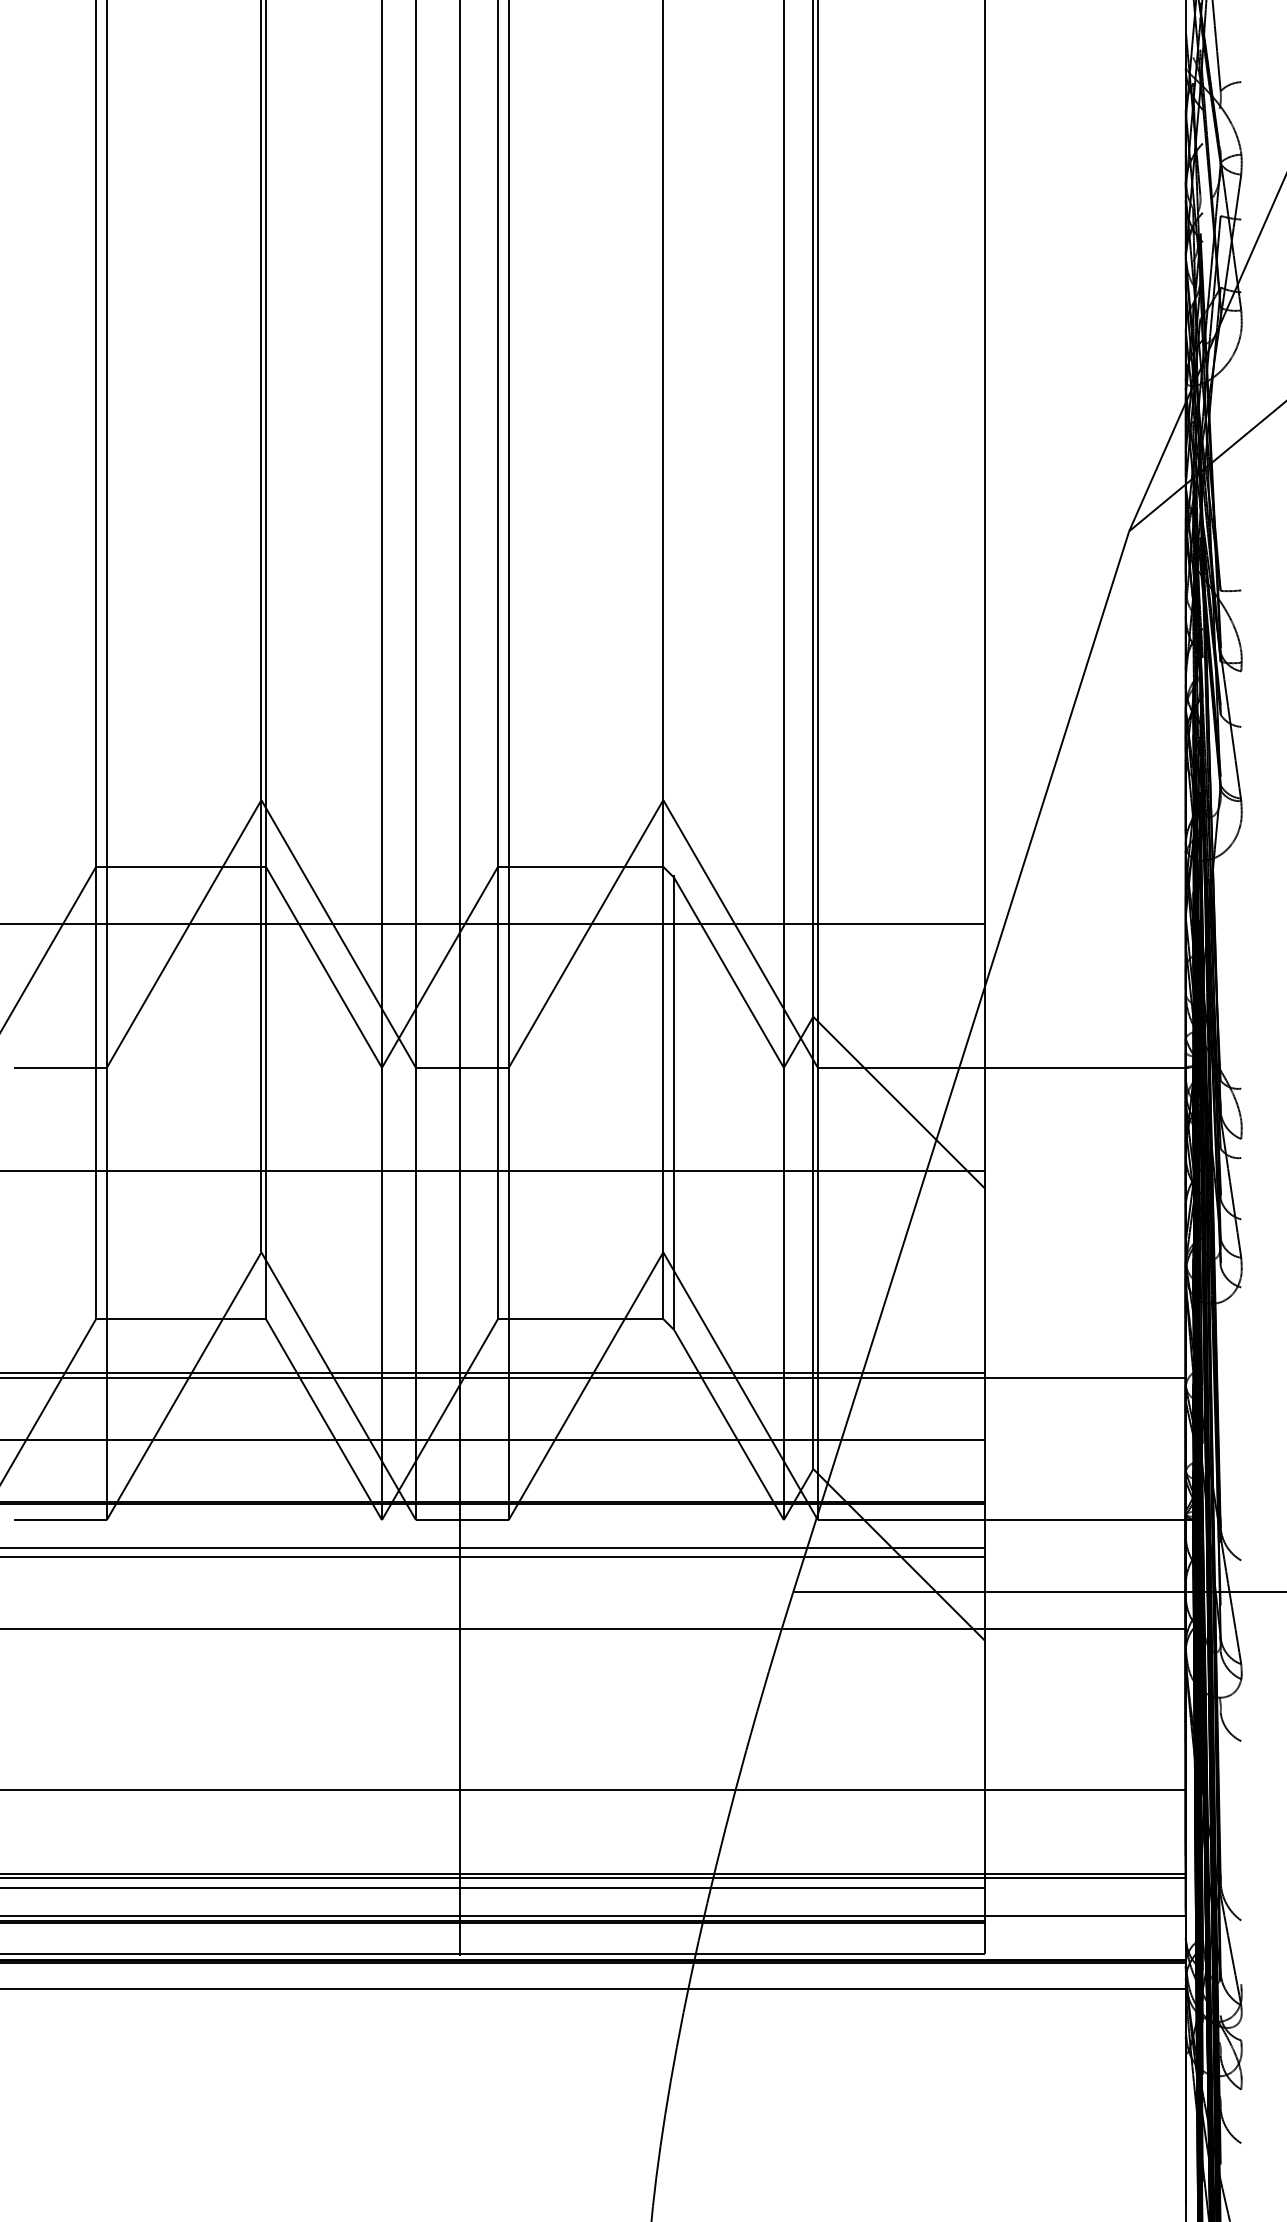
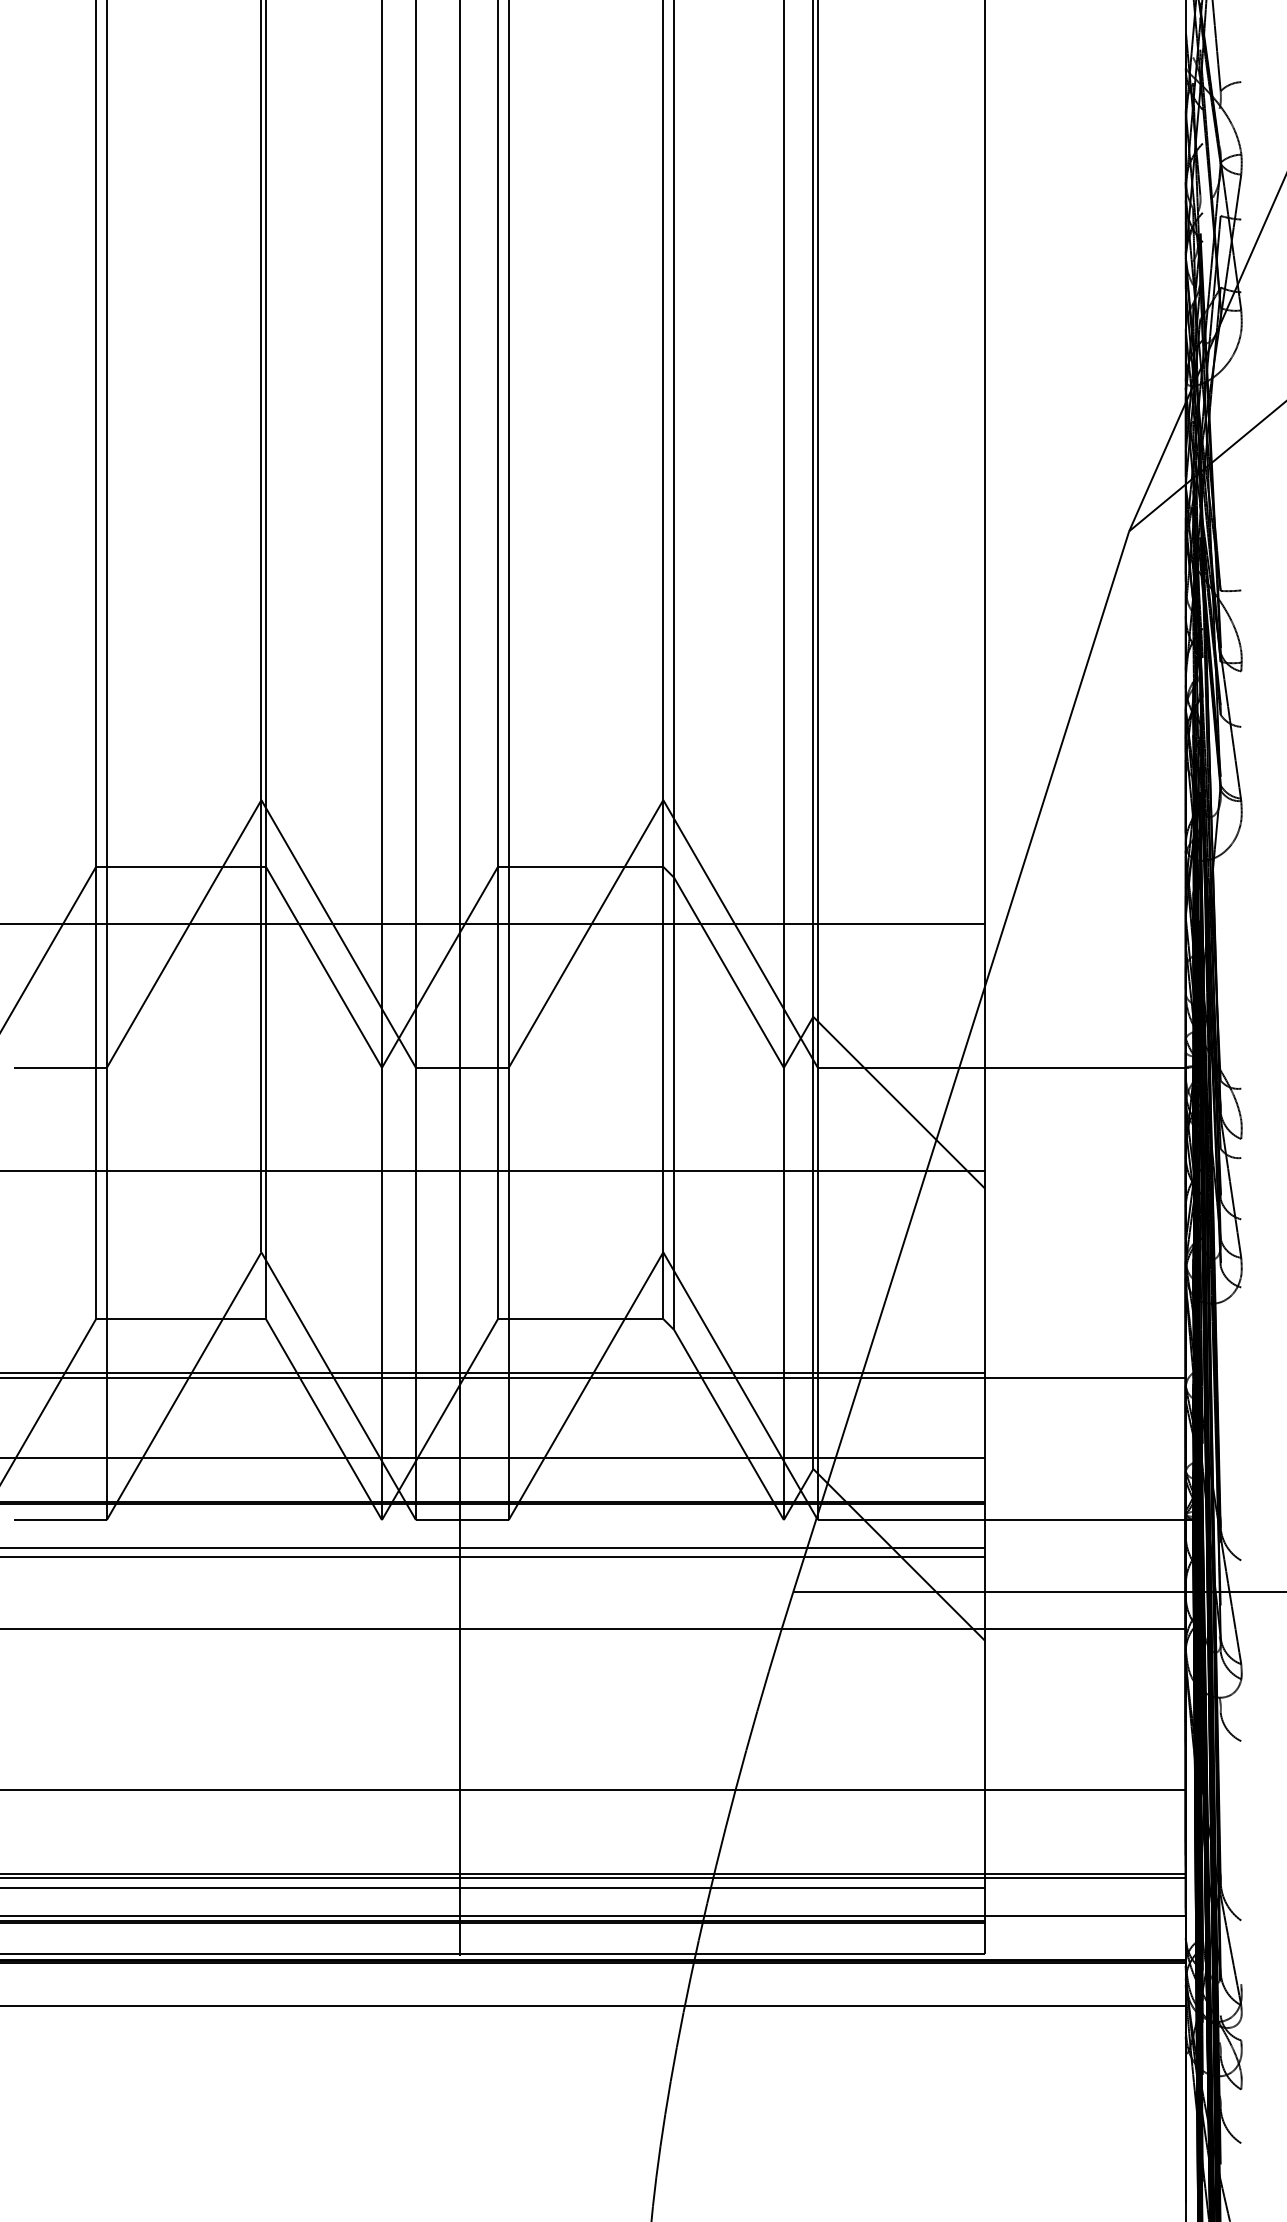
line: none -> present (674, 438)
line position: (493, 1439) -> (493, 1457) (493, 1457)
line position: (593, 1989) -> (593, 2006) (593, 2006)
